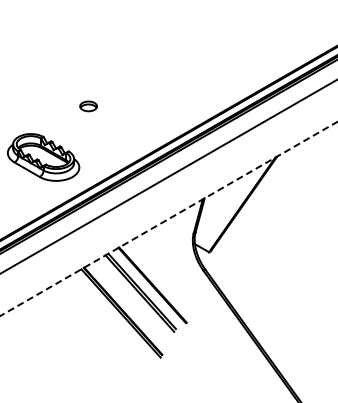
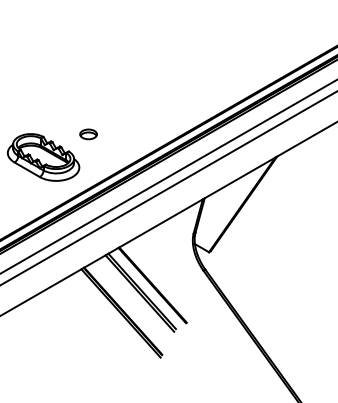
part position: (88, 106) -> (88, 134) (88, 134)
line: none -> present (168, 187)
line: dashed -> solid (169, 218)
